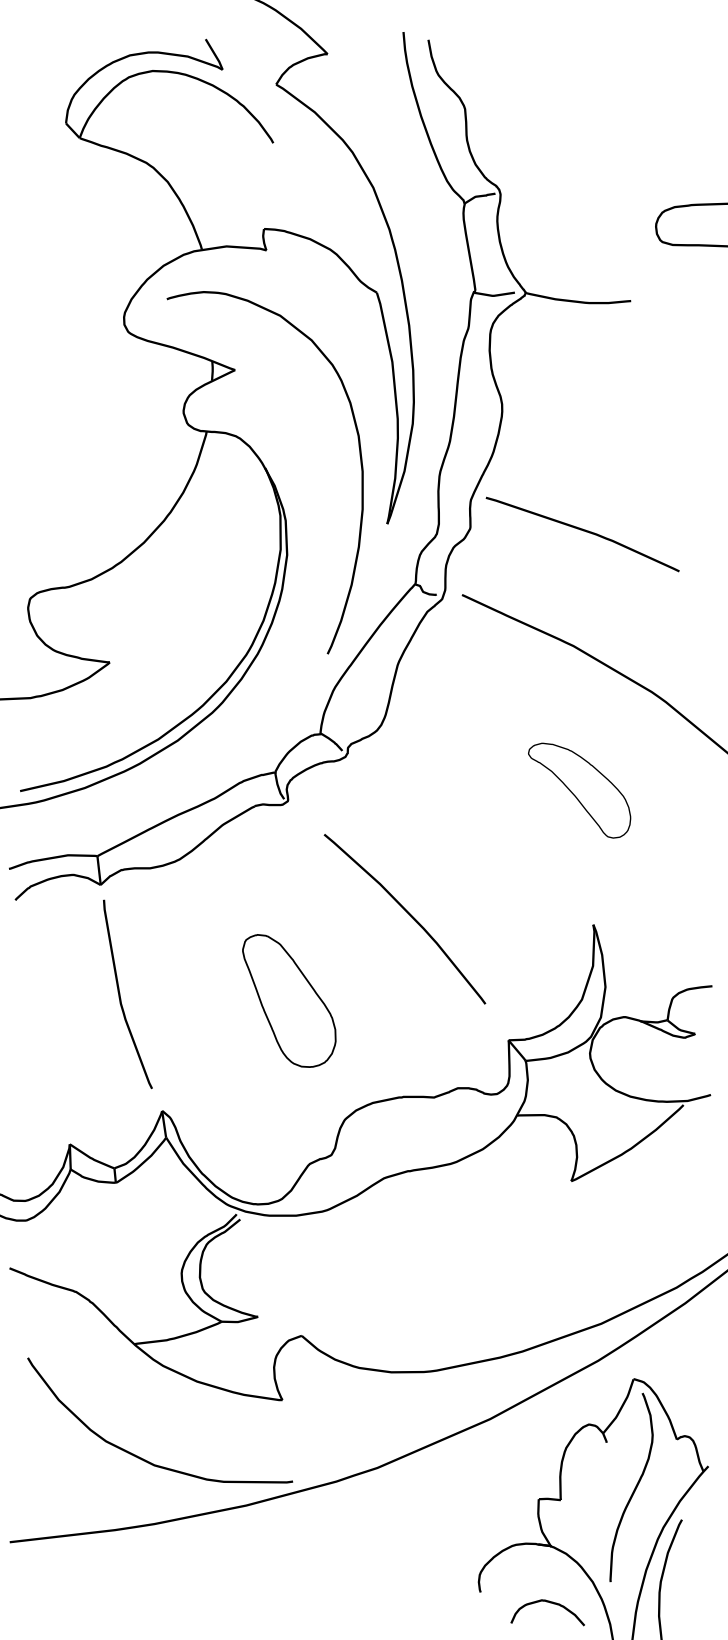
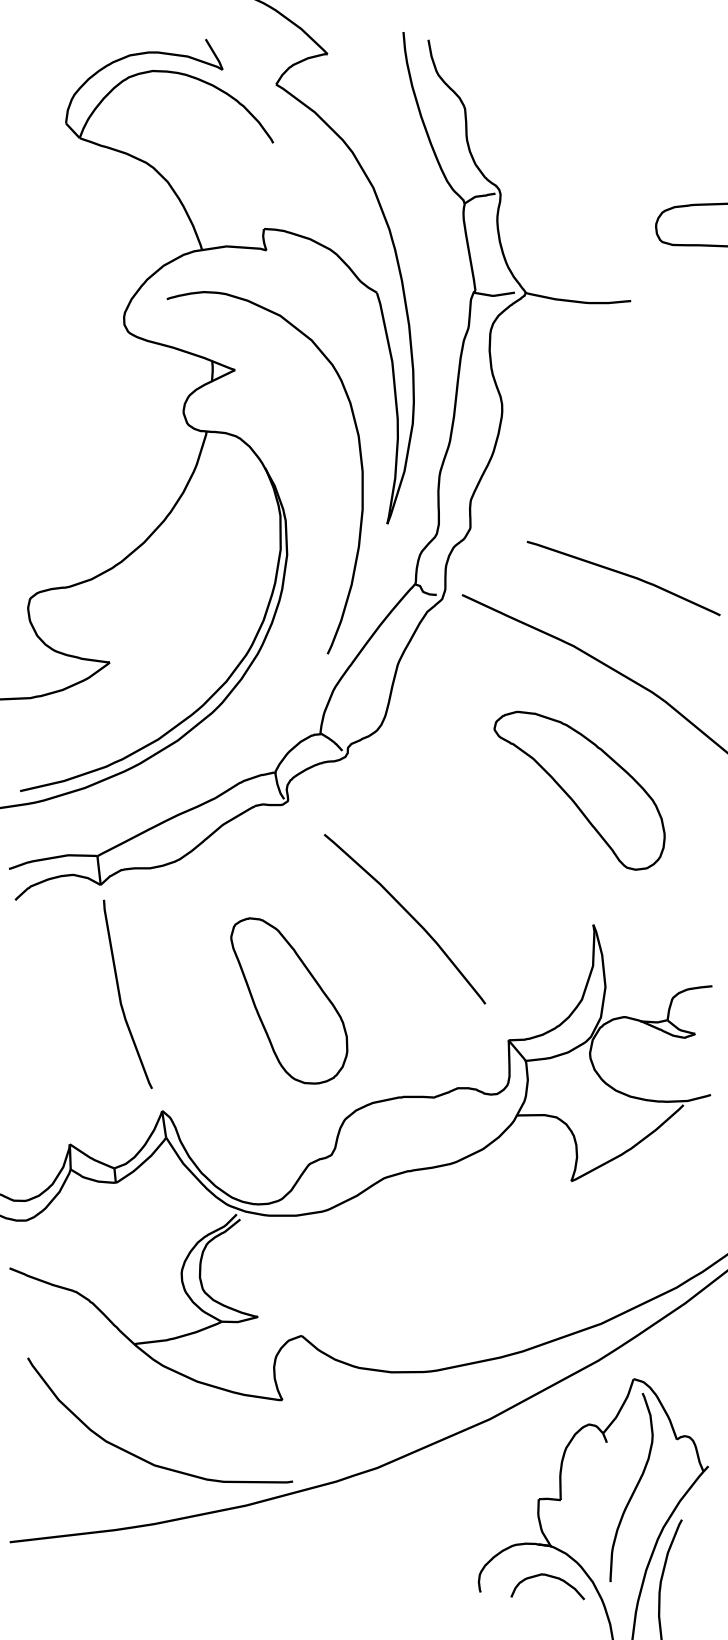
curve position: (583, 531) -> (624, 575) (624, 575)
part size: 104x97 px -> 173x161 px (579, 790)
part size: 95x134 px -> 119x168 px (289, 1000)
curve position: (550, 1603) -> (550, 1577) (550, 1577)
